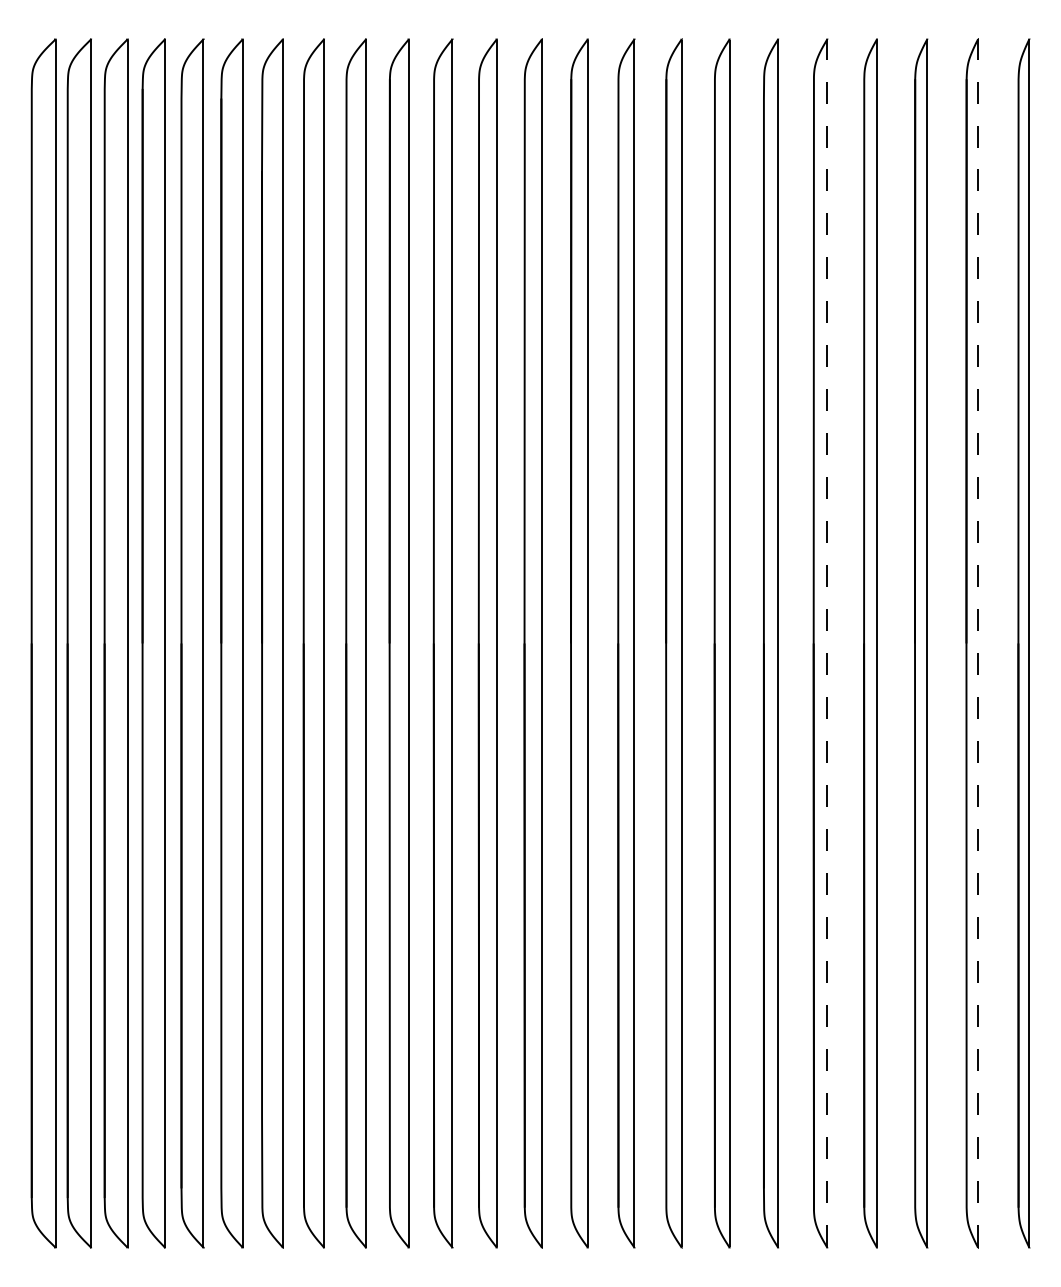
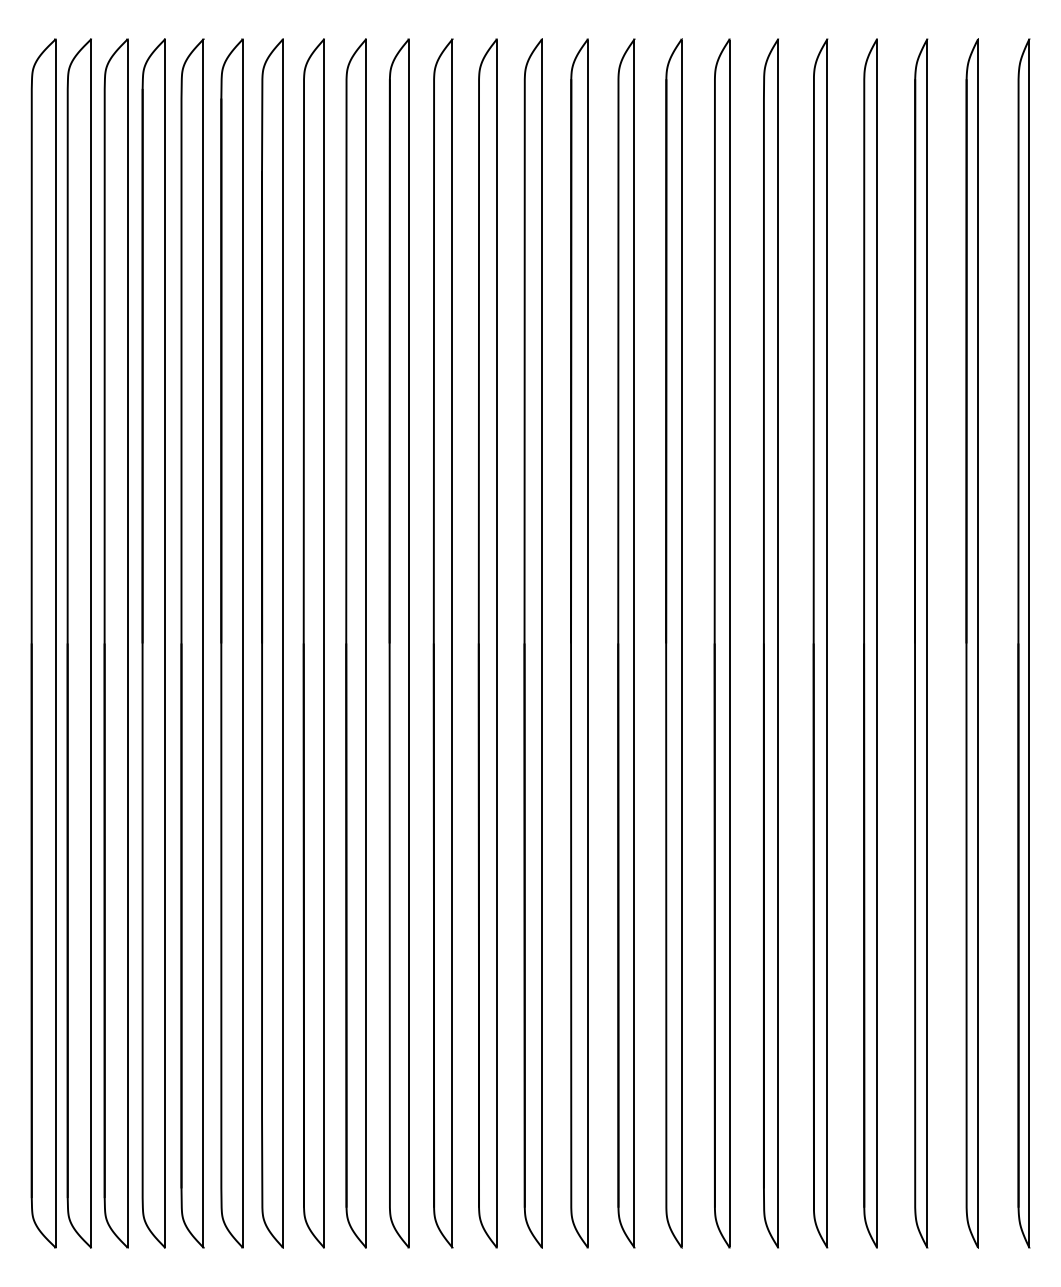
line: dashed -> solid (827, 643)
line: dashed -> solid (977, 643)
